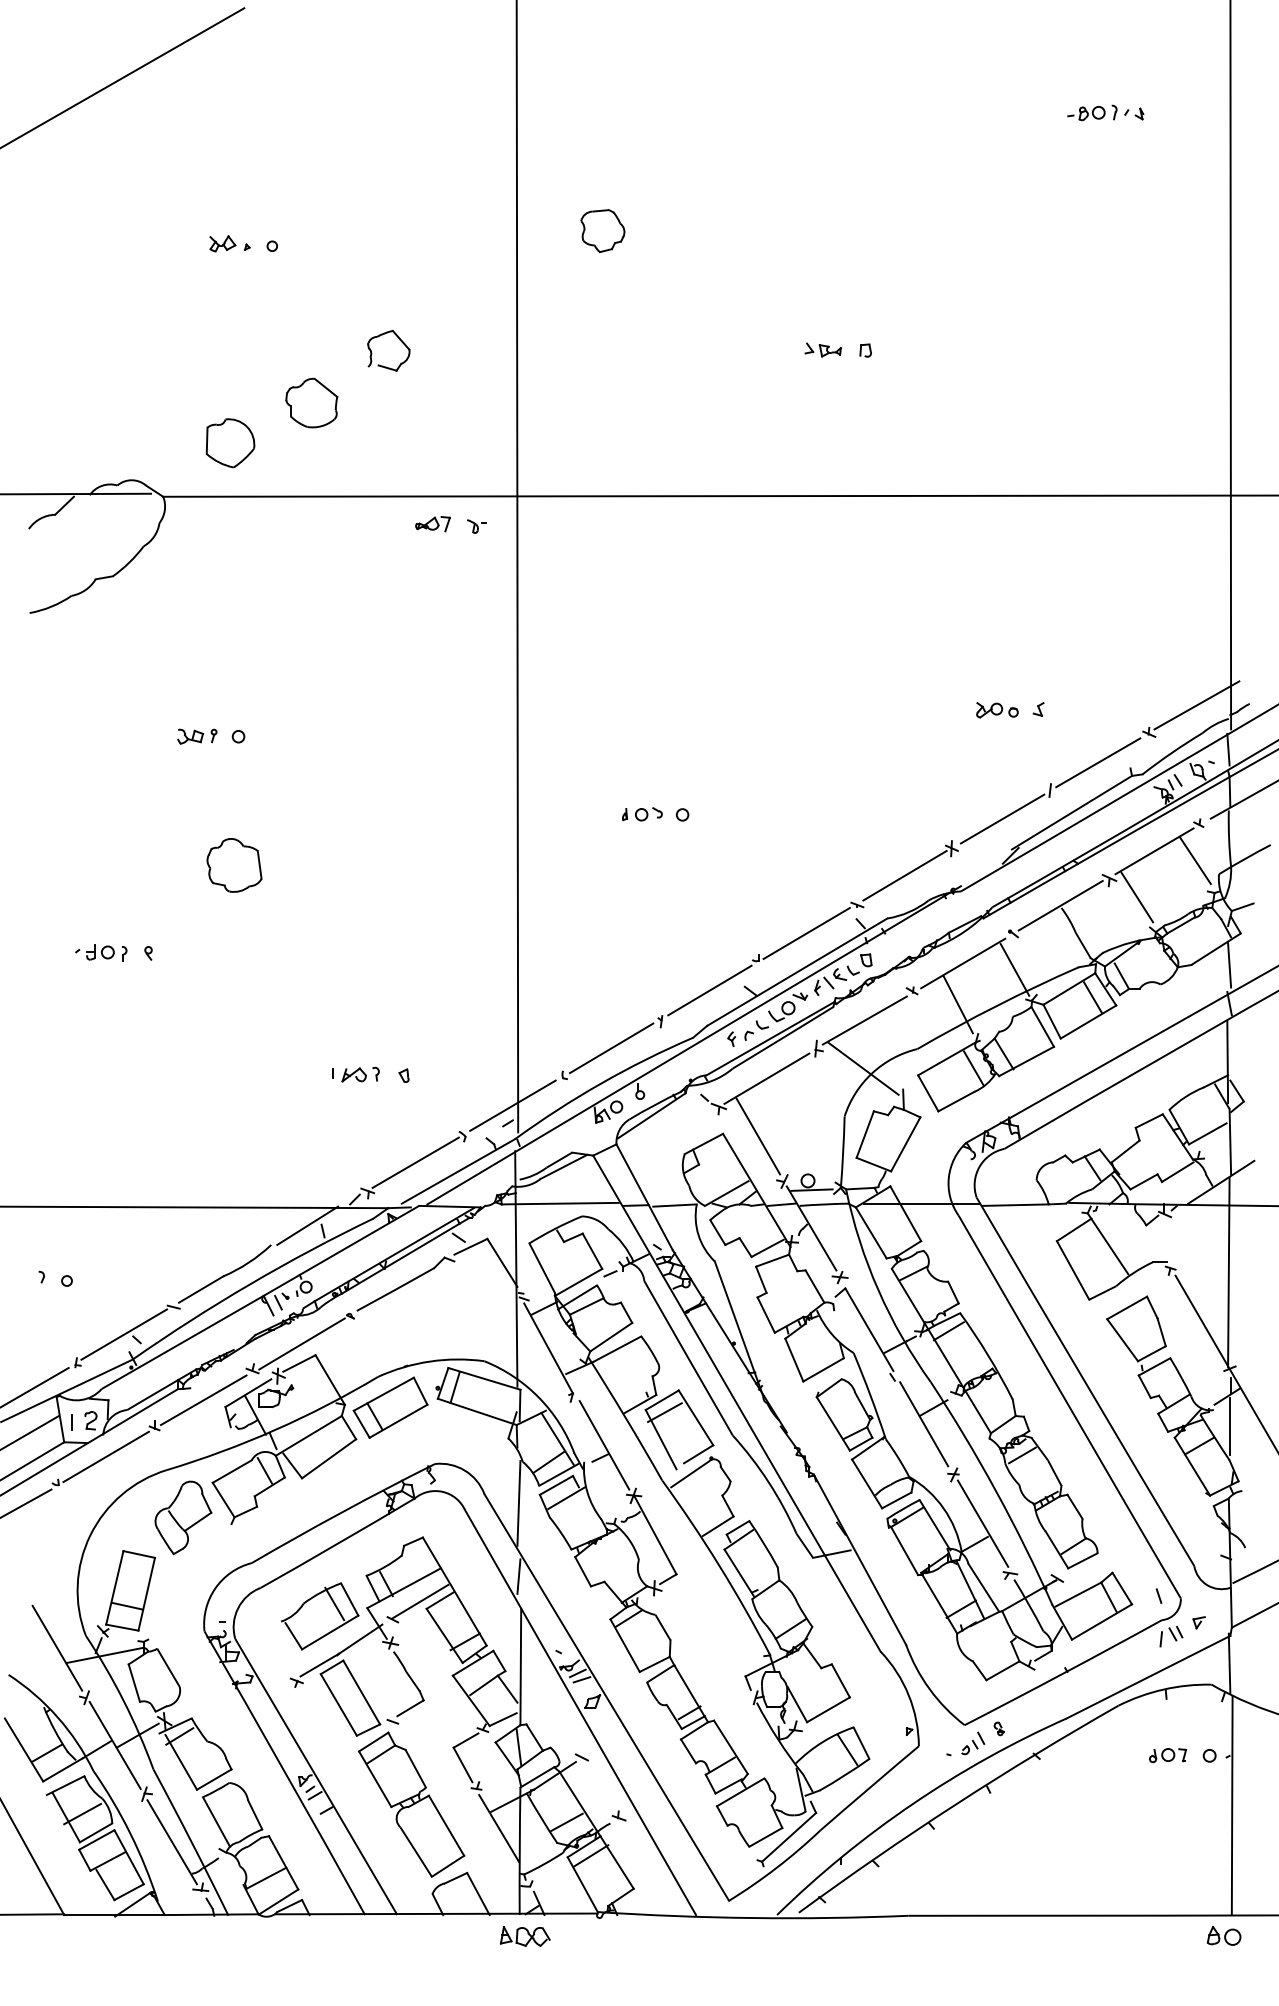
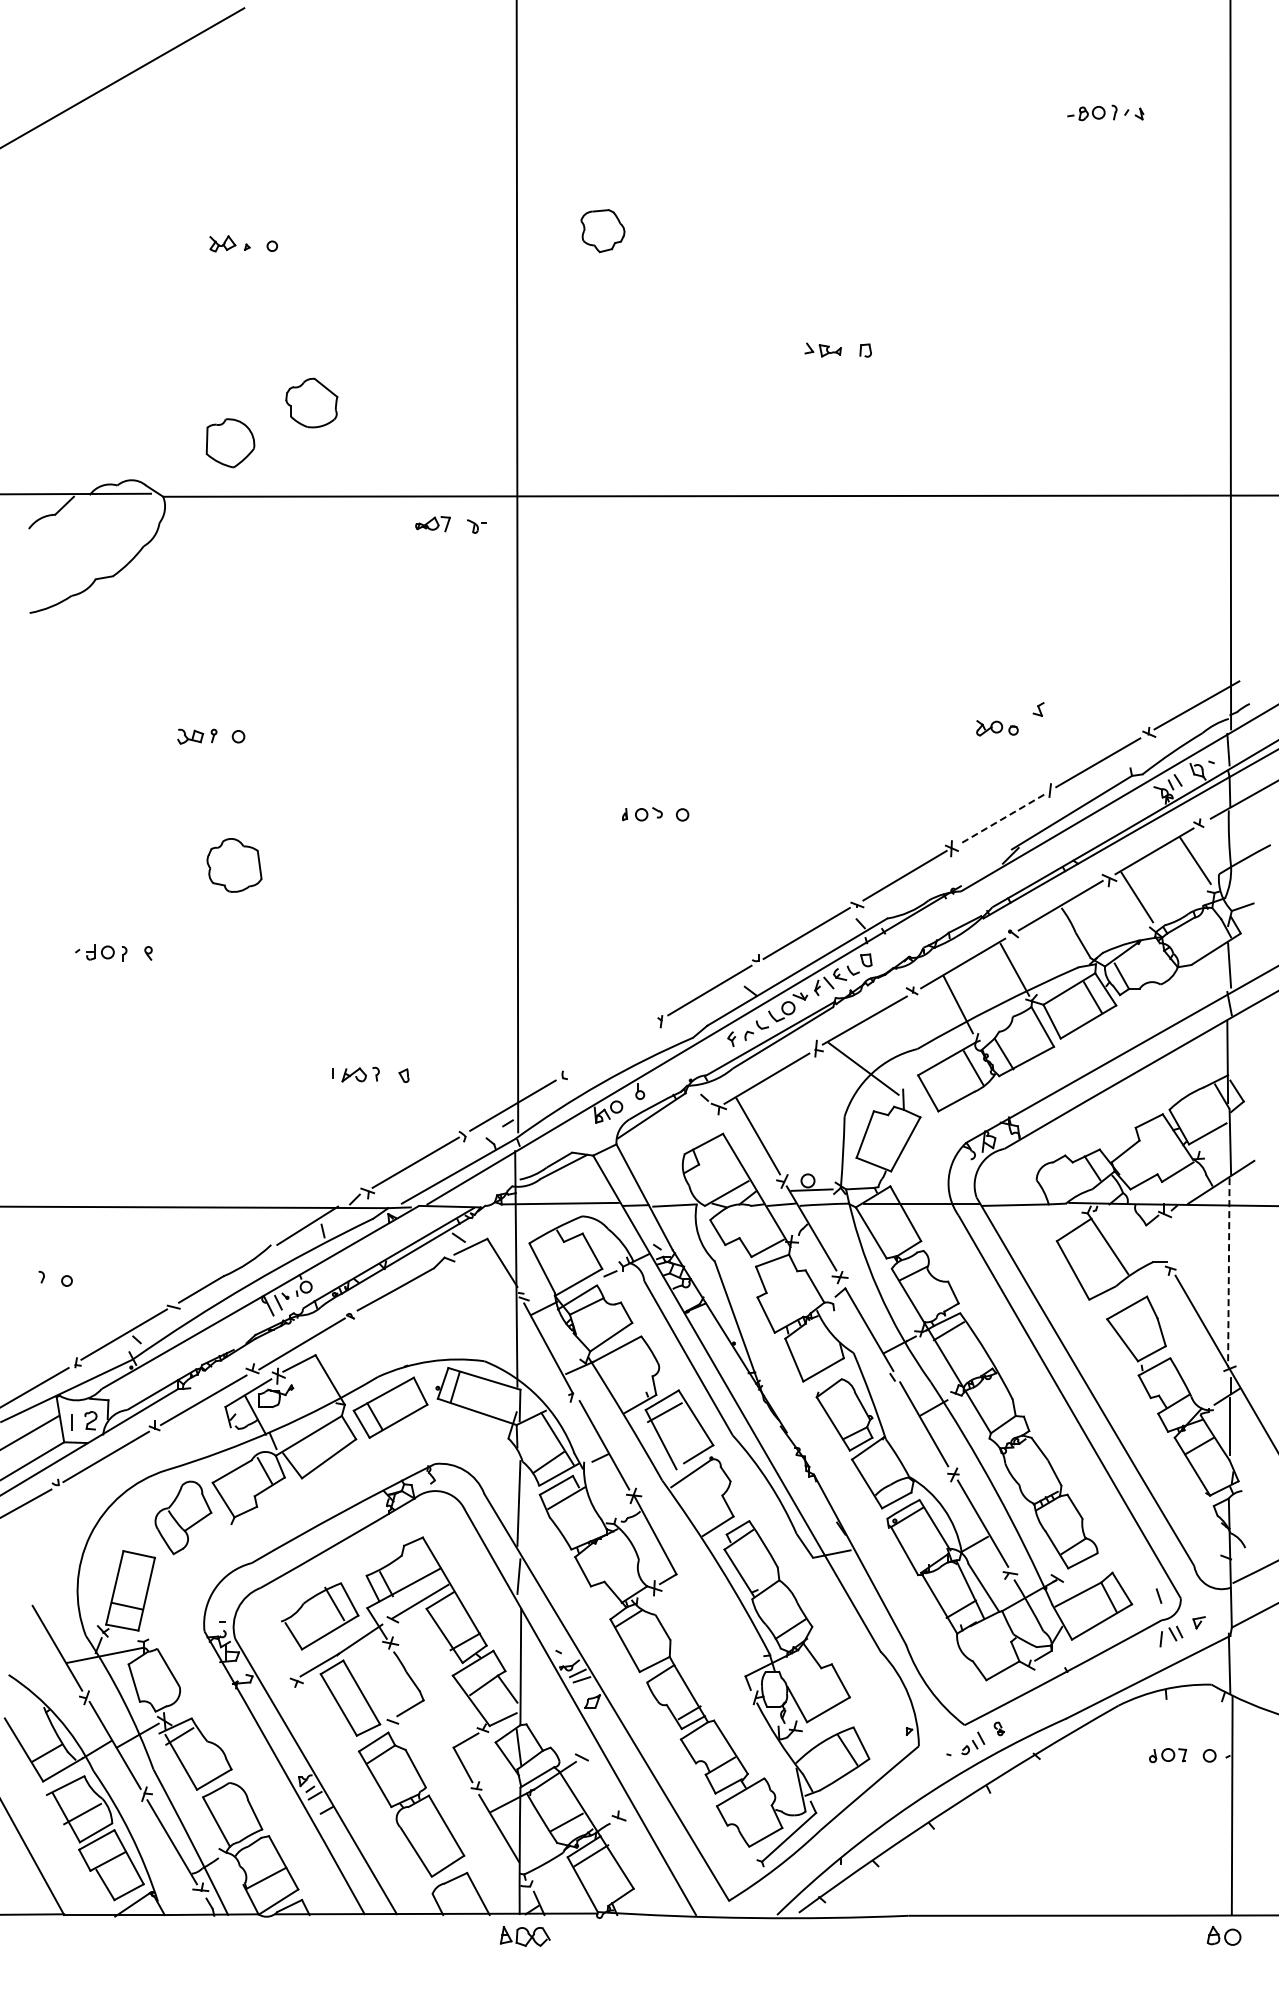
part: present -> none (400, 341)
part position: (997, 710) -> (997, 728) (997, 728)
line: solid -> dashed (1002, 819)
line: present -> none (611, 1048)
line: solid -> dashed (1228, 1272)
line: present -> none (1021, 1455)
